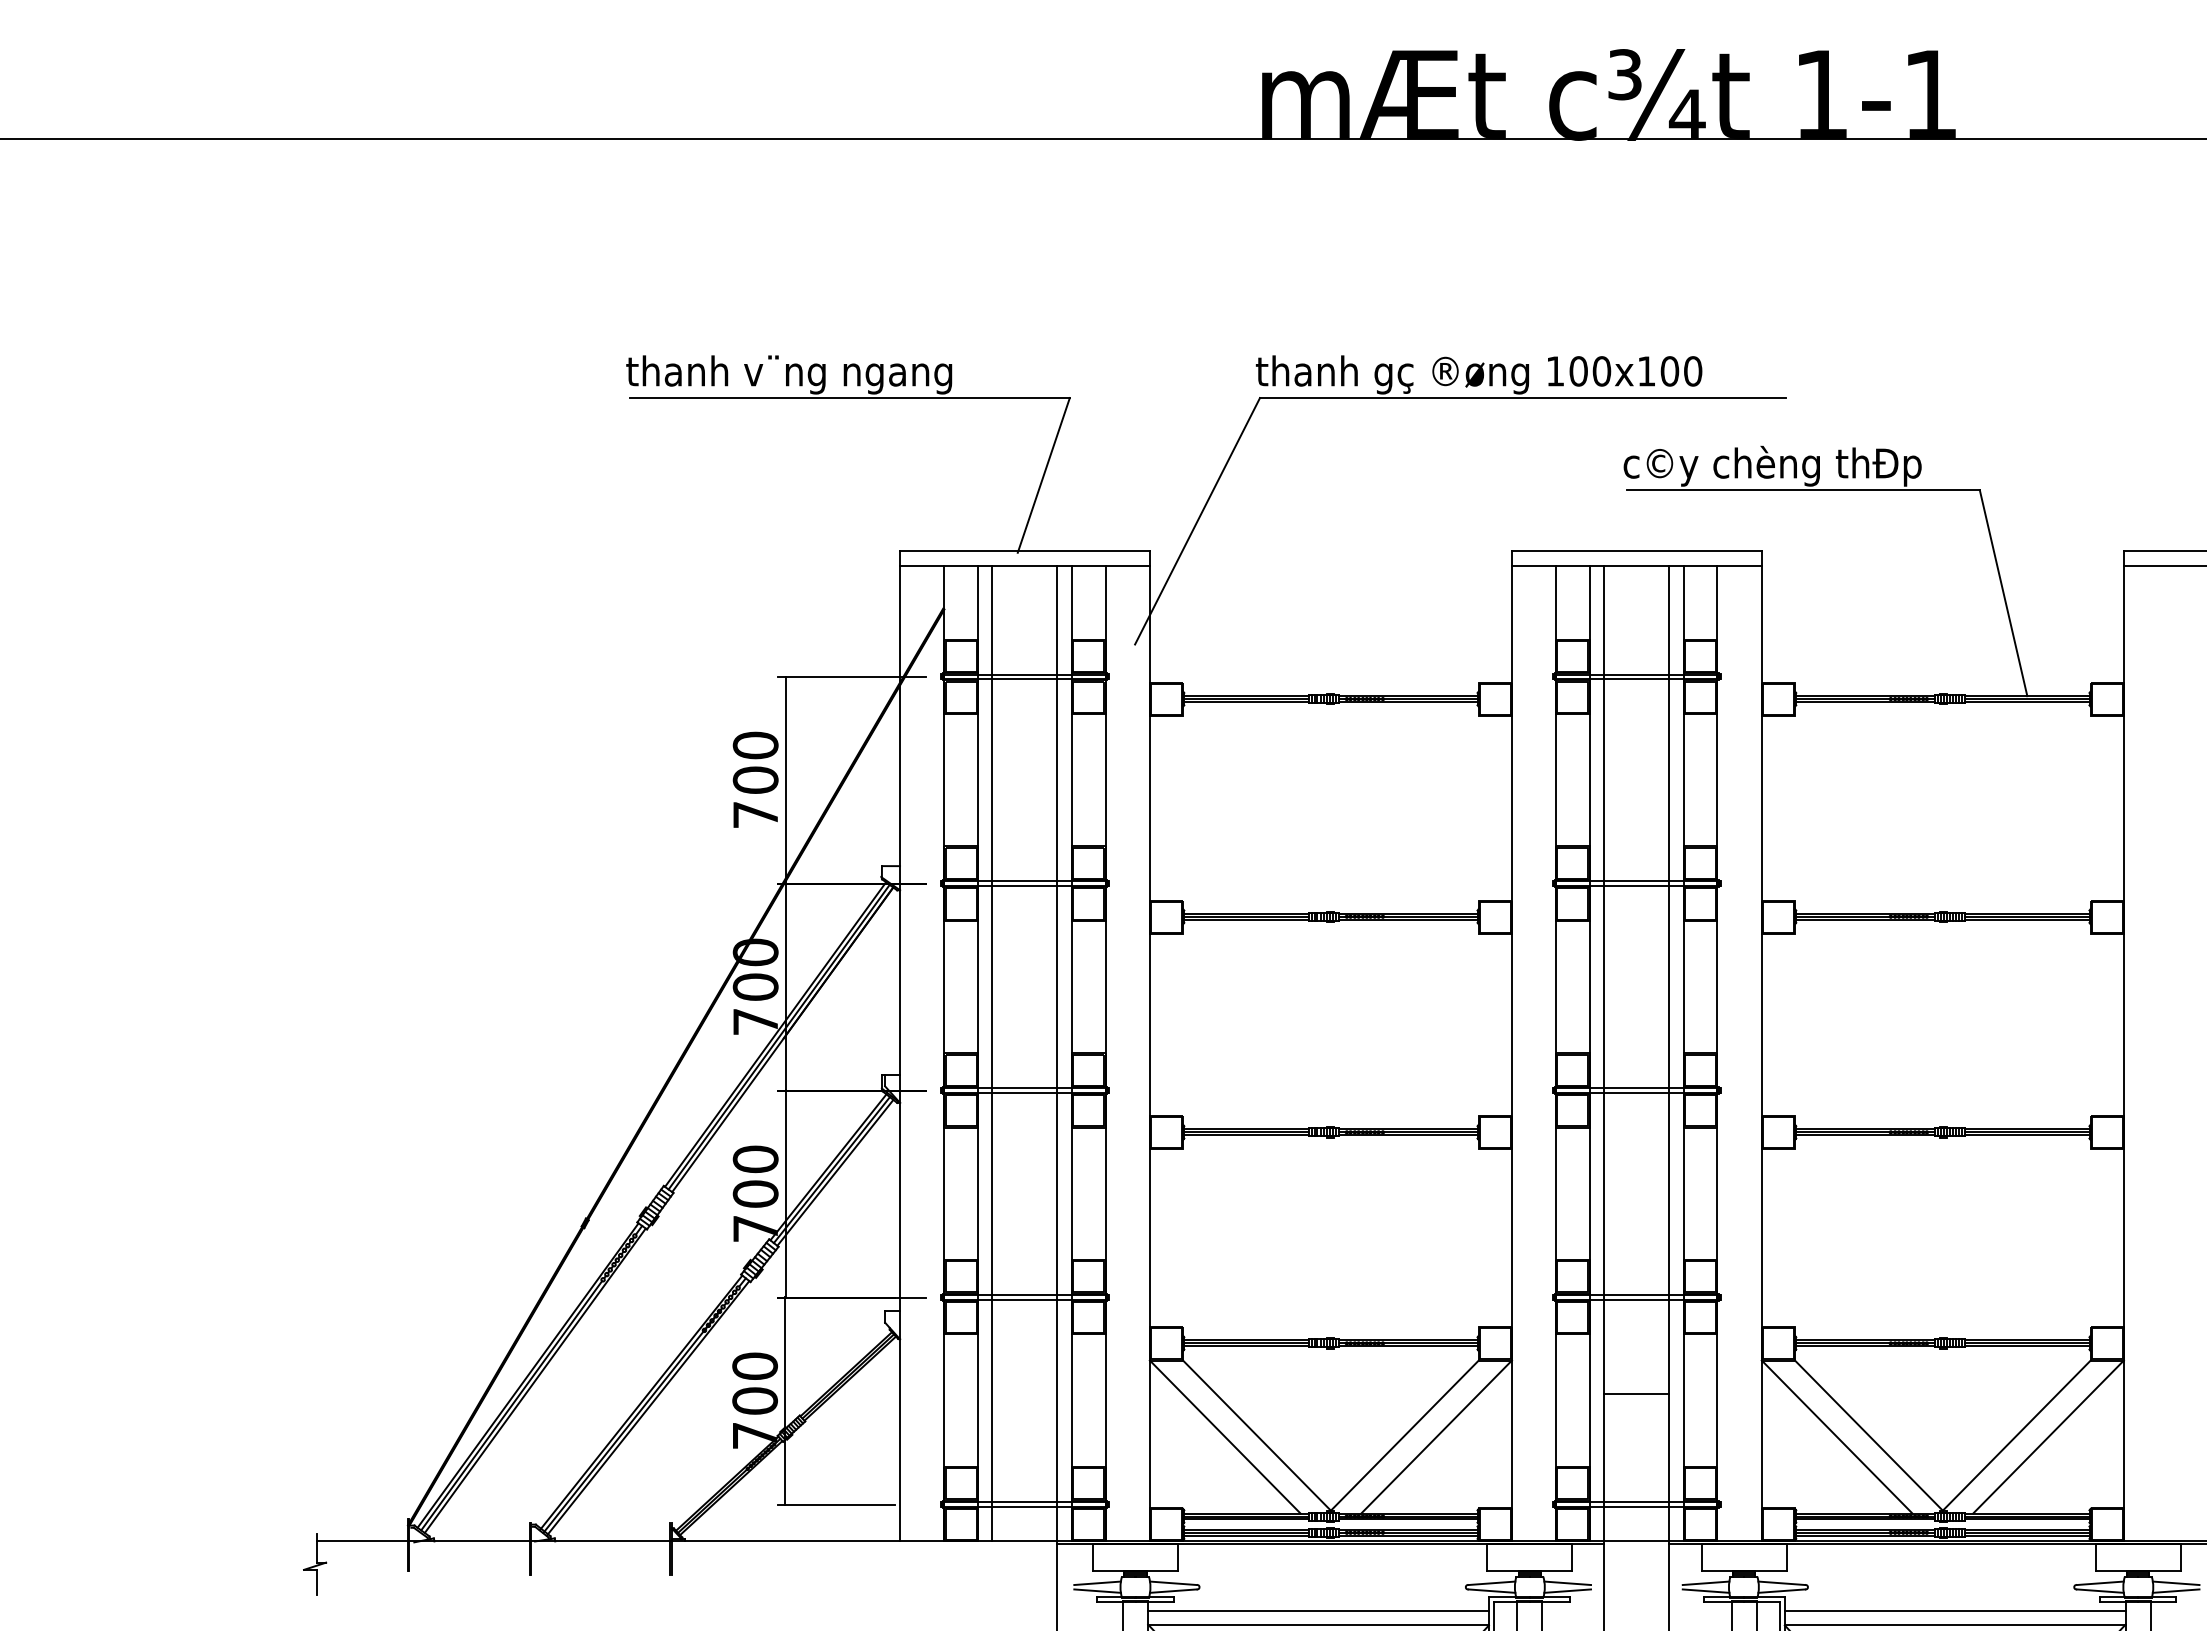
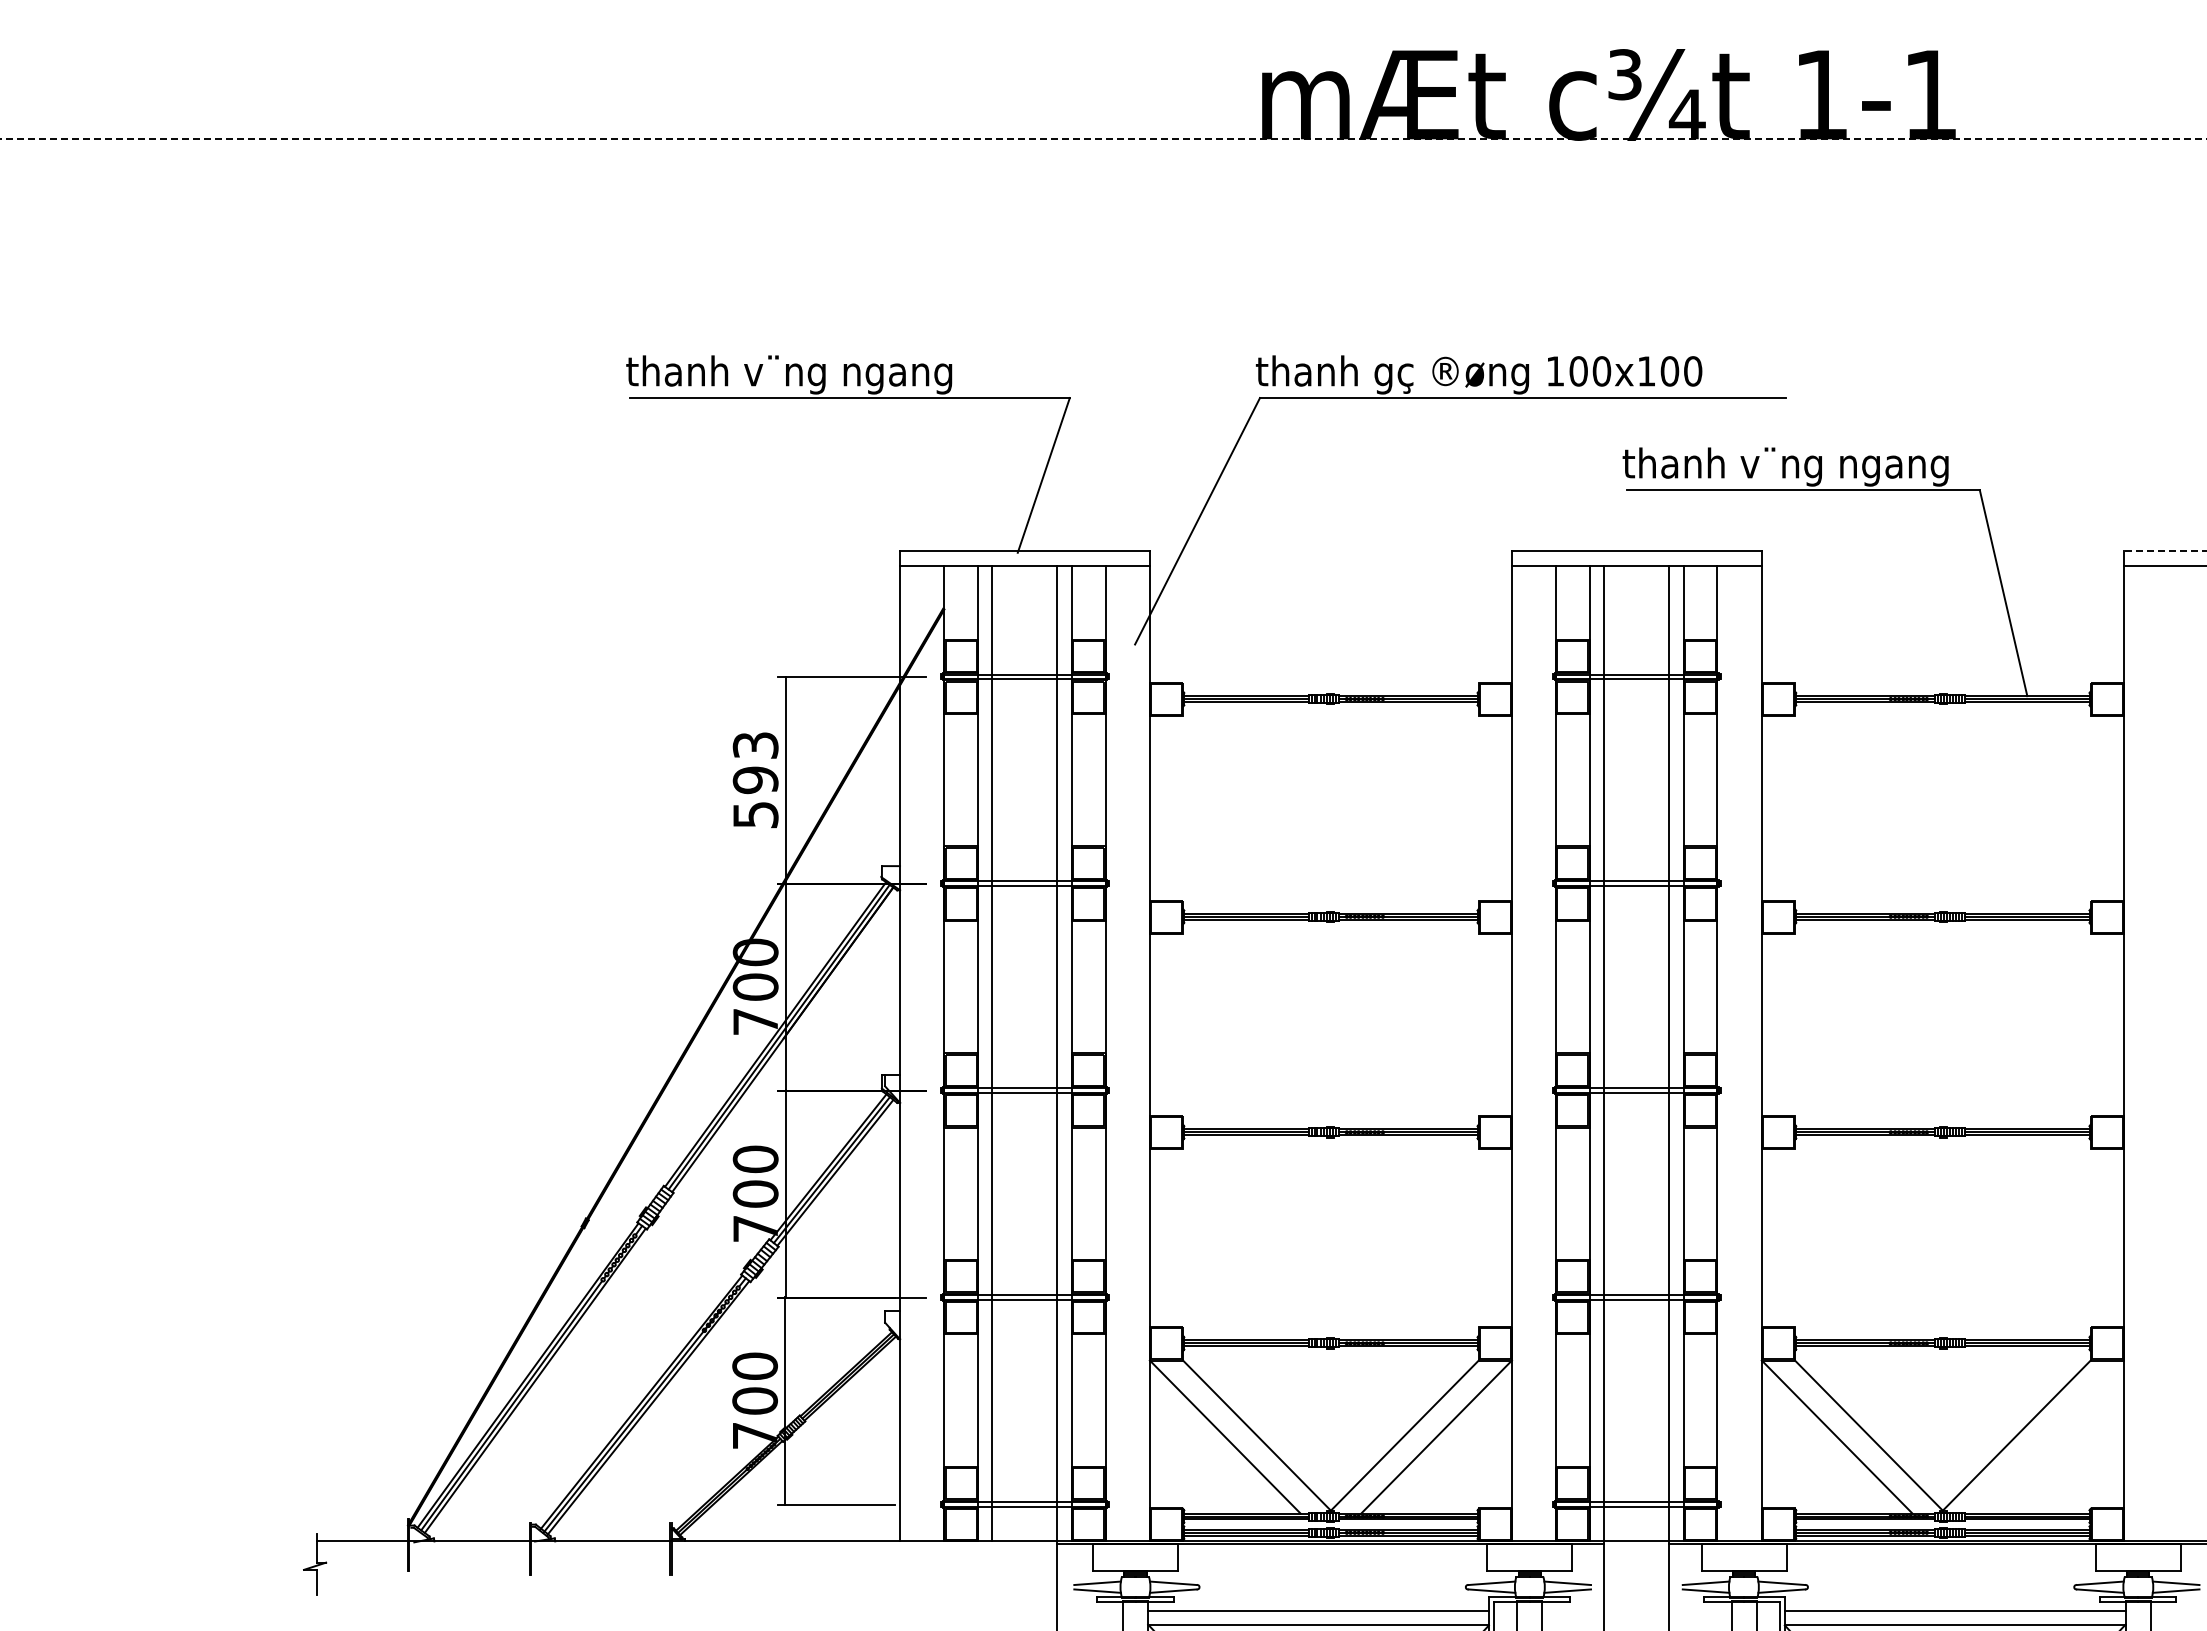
line: solid -> dashed (1103, 139)
text: c©y chèng thÐp -> thanh v¨ng ngang (1785, 465)
line: solid -> dashed (2164, 551)
text: 700 -> 593 (755, 779)
line: present -> none (1636, 1393)
line: present -> none (2048, 1436)
